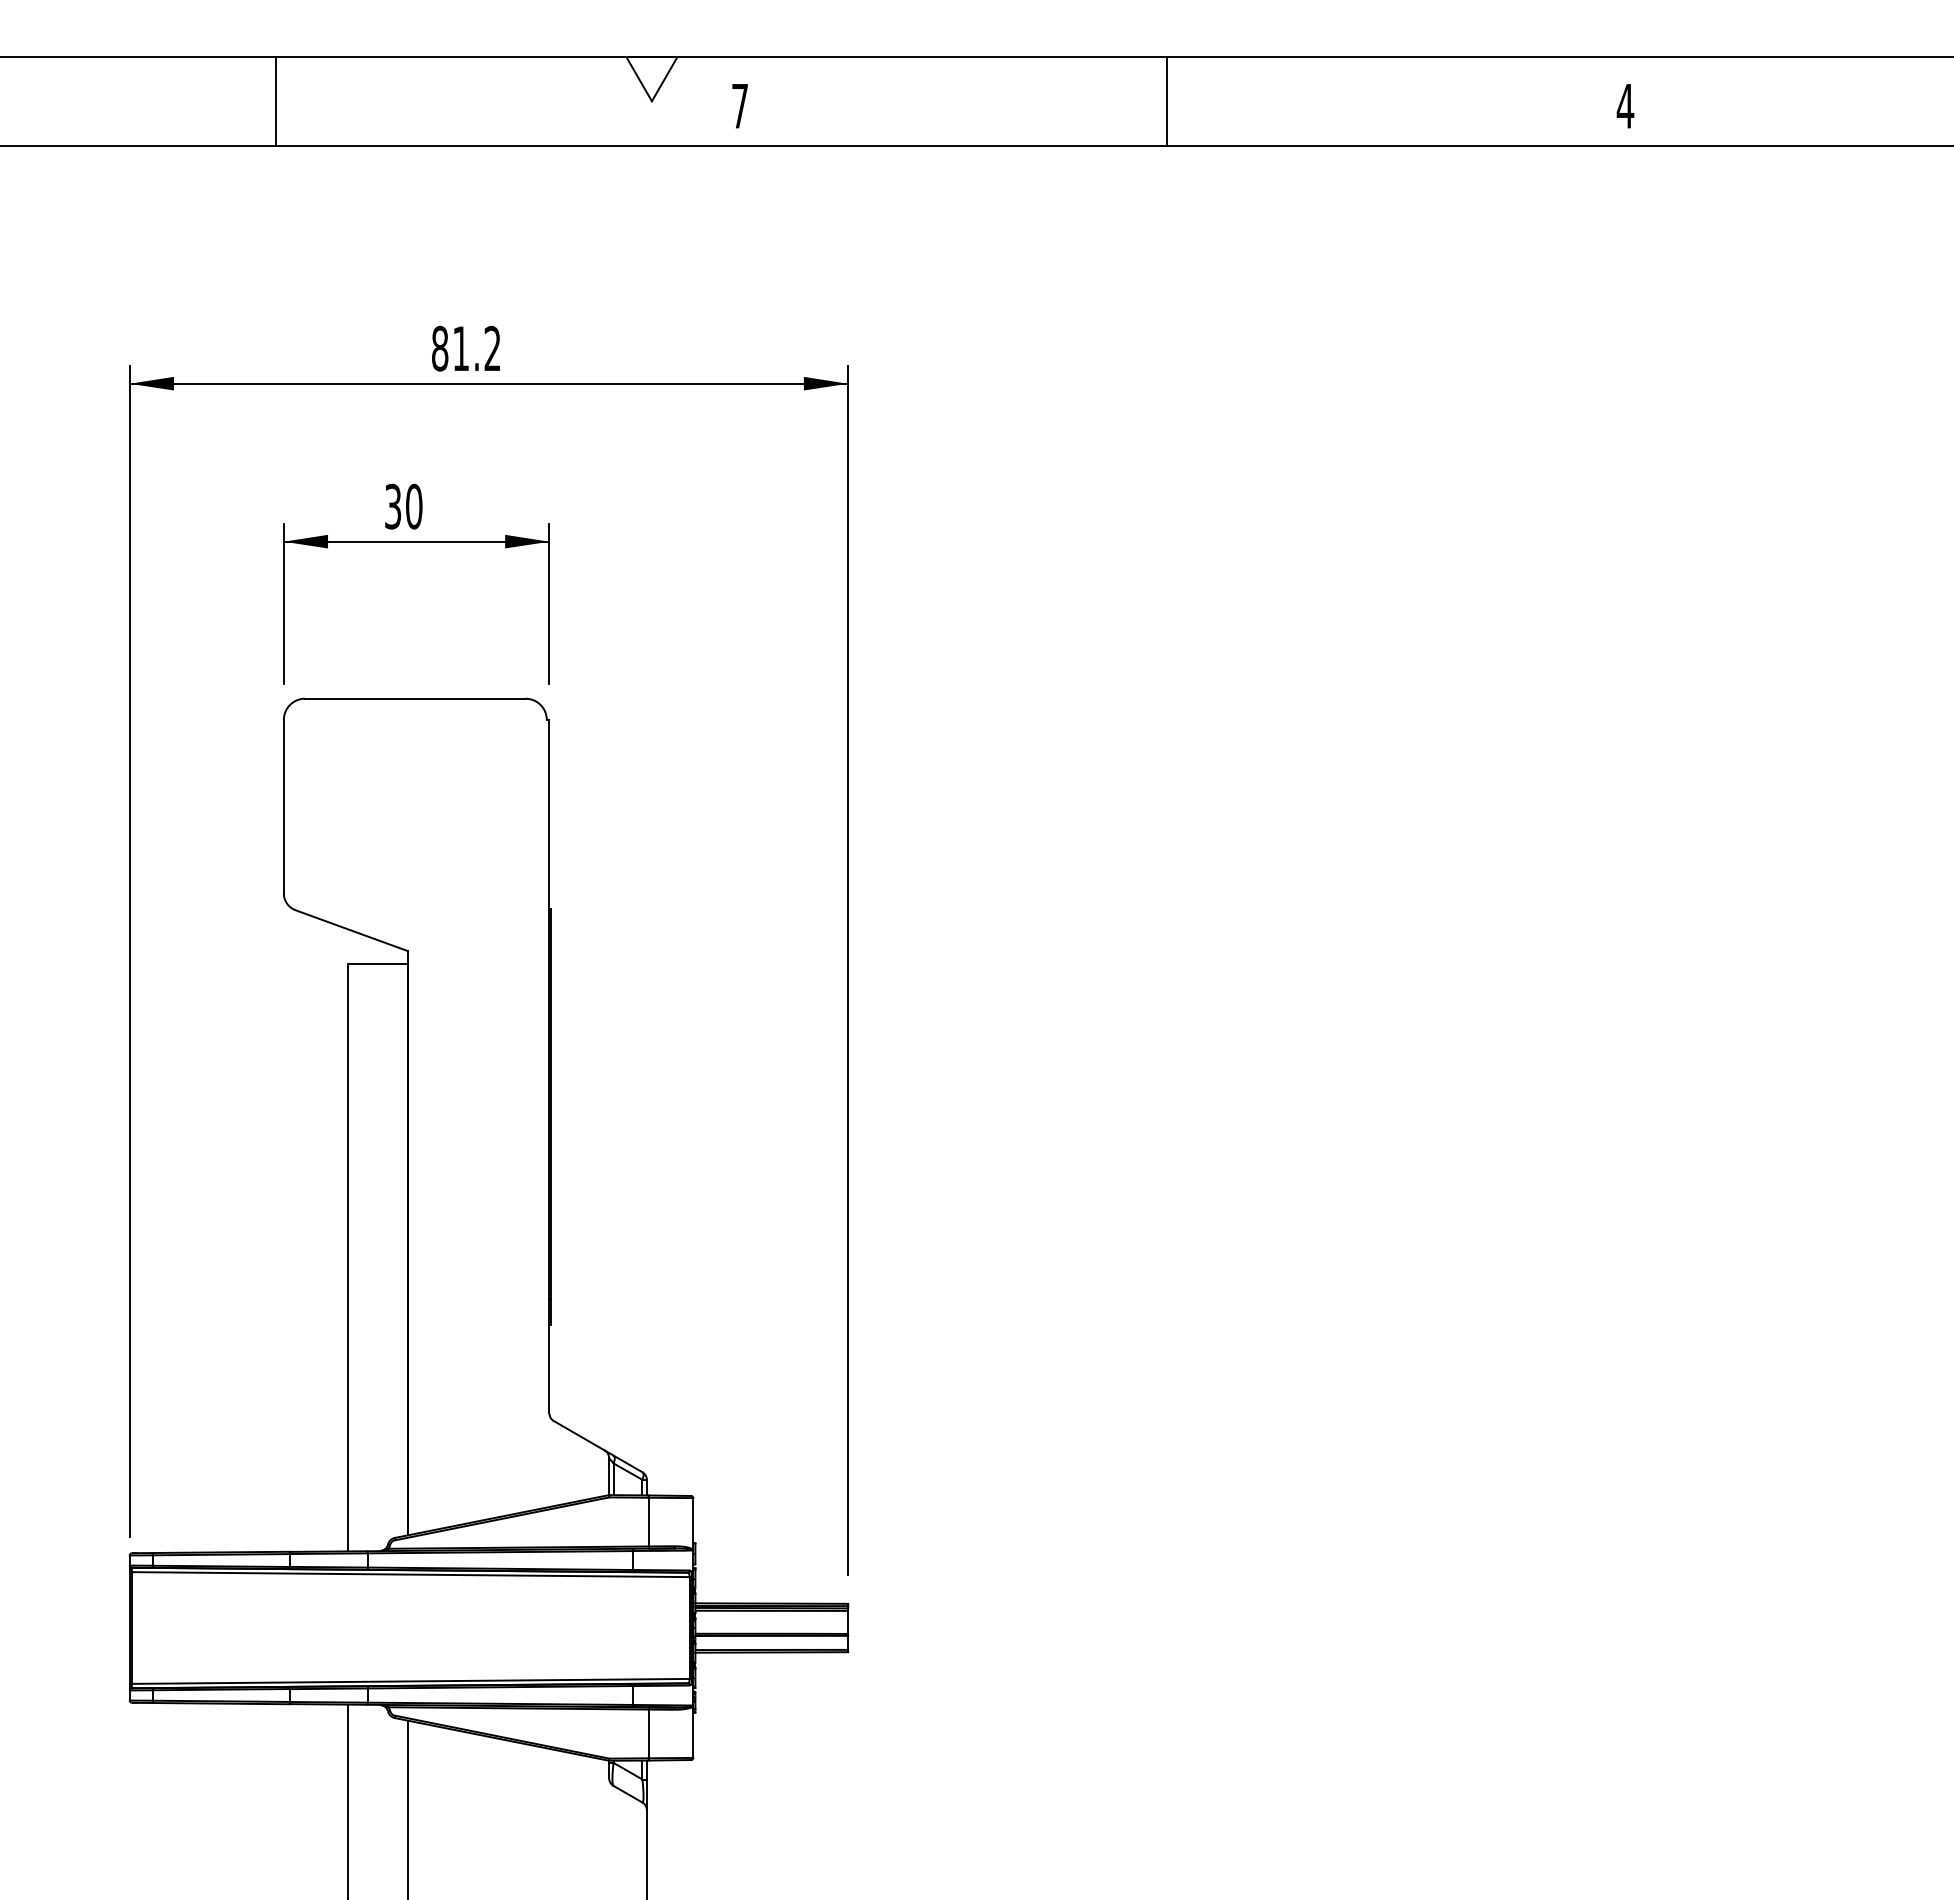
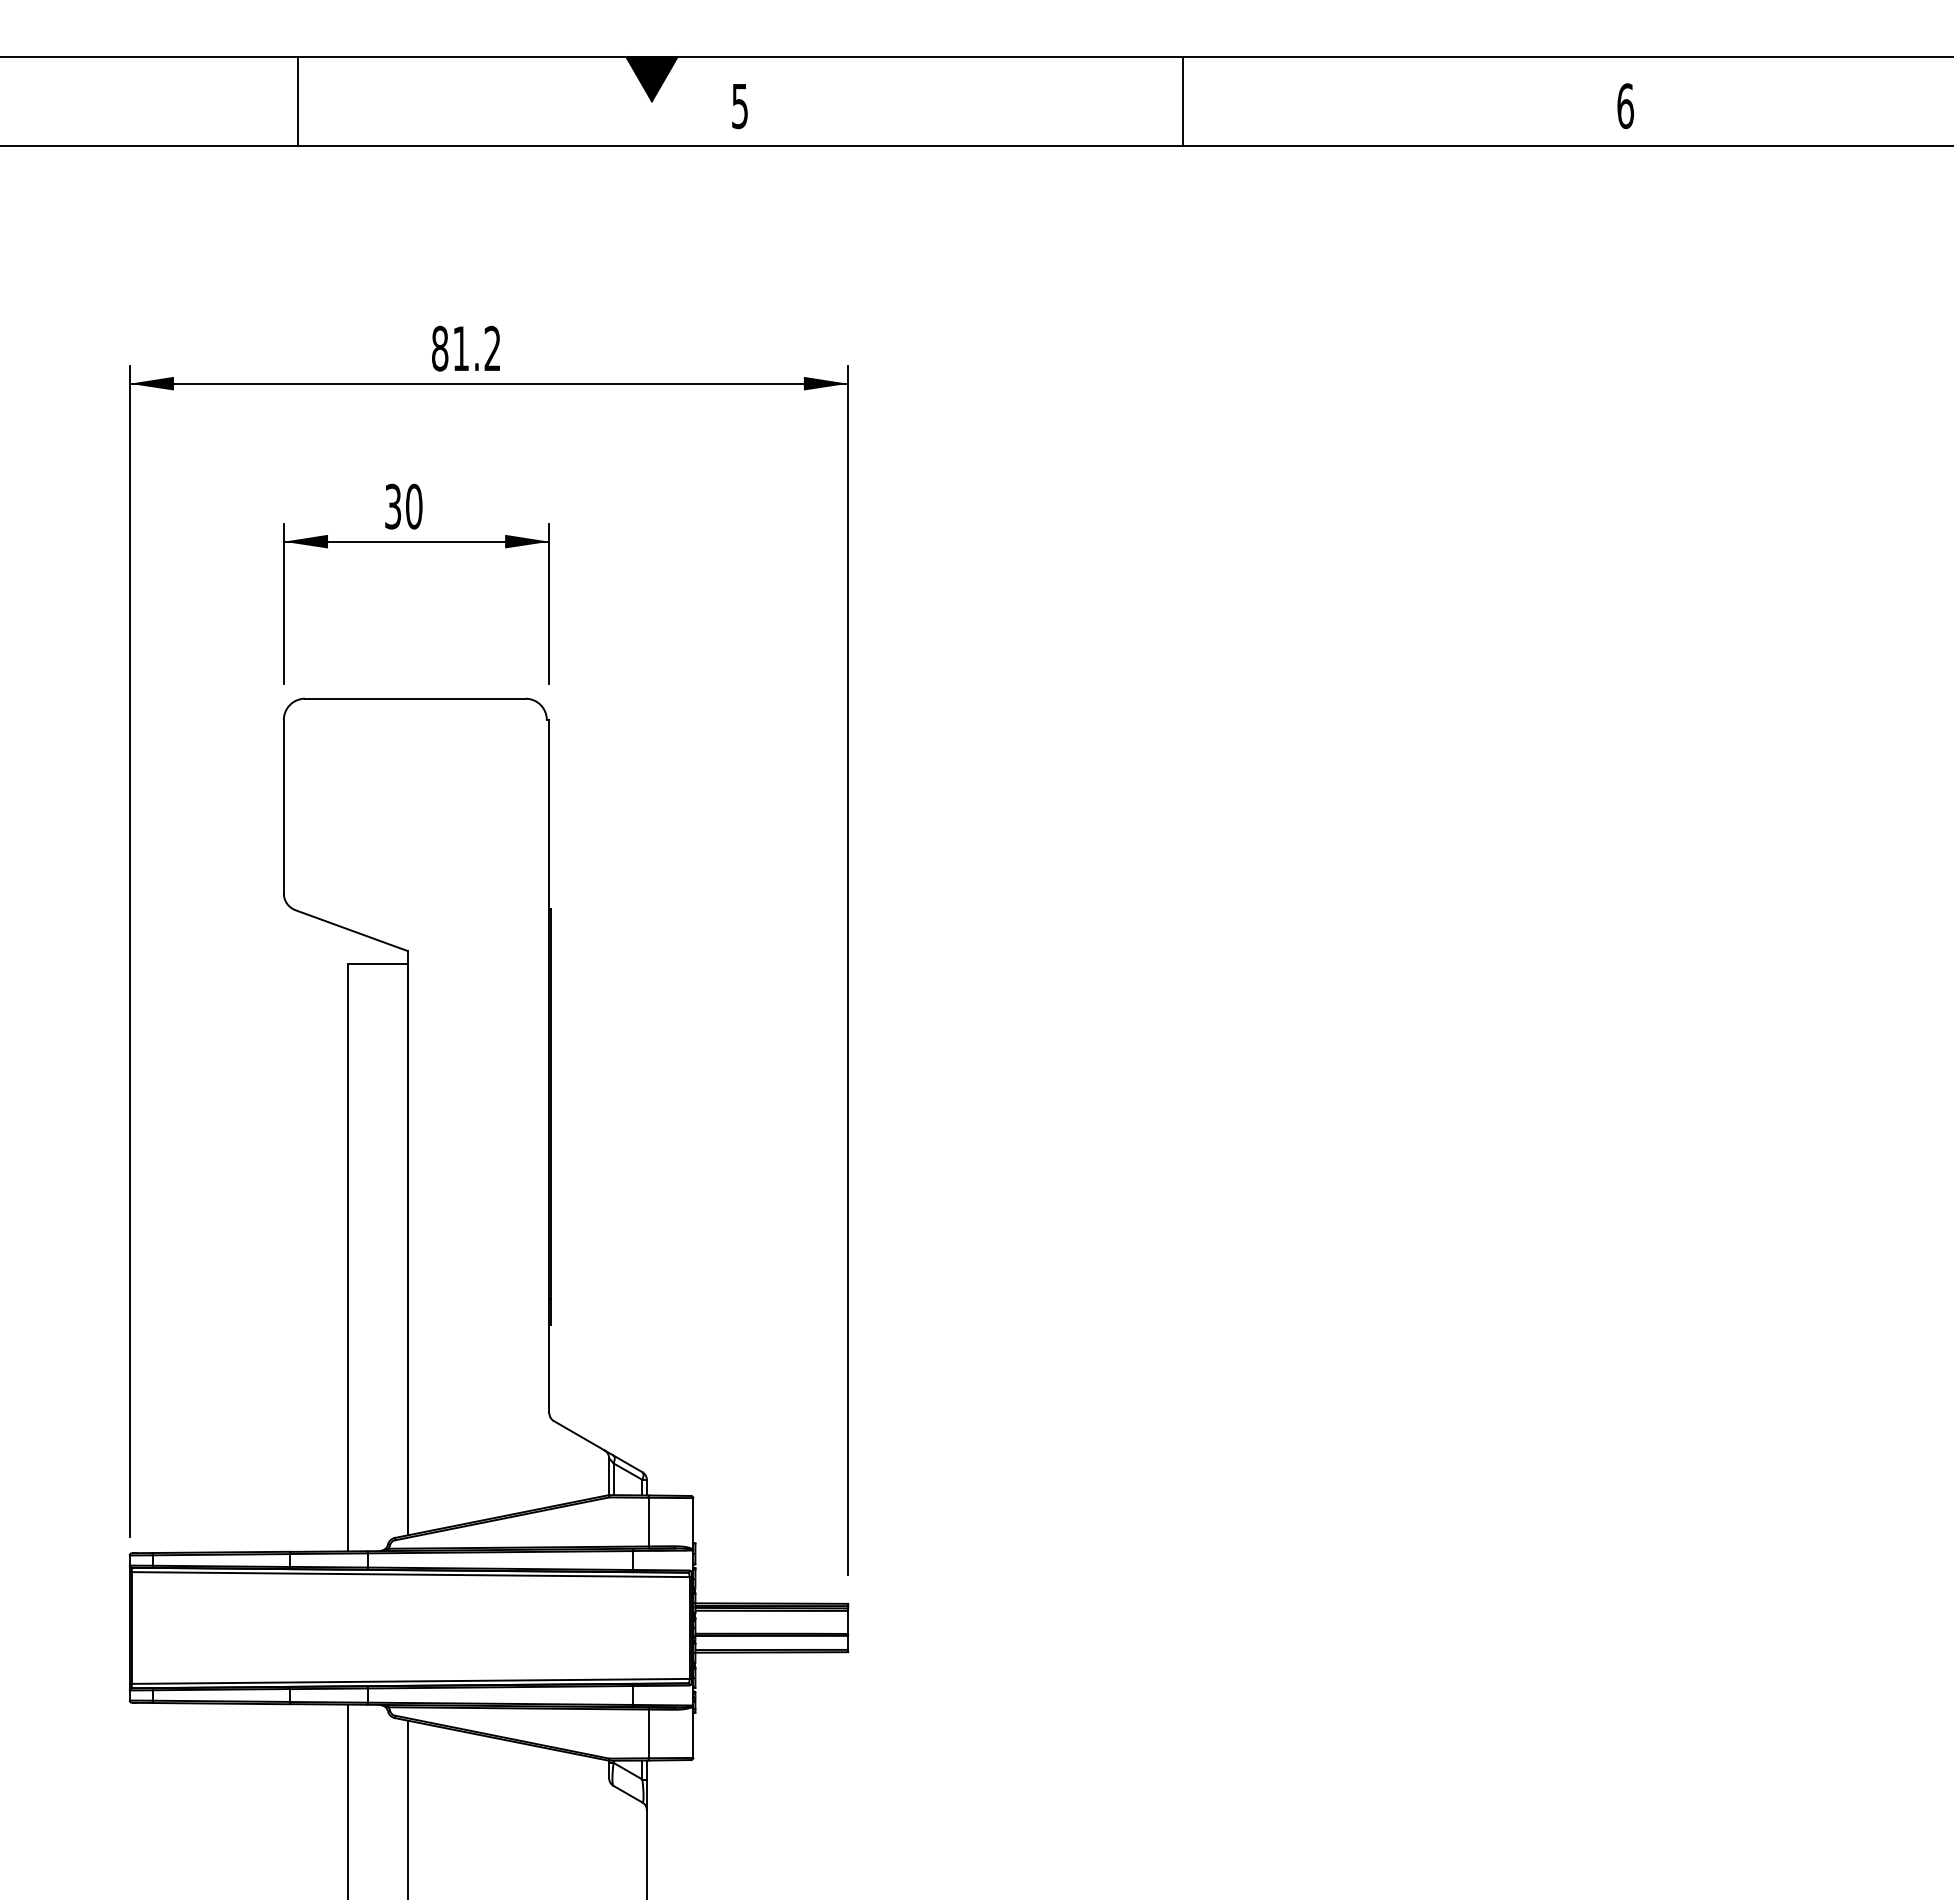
fill: none -> present (651, 79)
line position: (275, 101) -> (297, 101) (297, 101)
line position: (1167, 101) -> (1183, 101) (1183, 101)
text: 7 -> 5 (739, 106)
text: 4 -> 6 (1625, 106)
